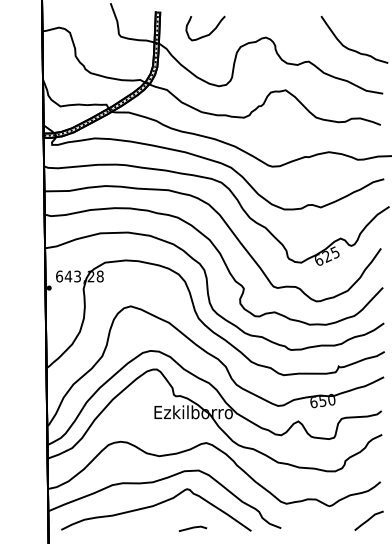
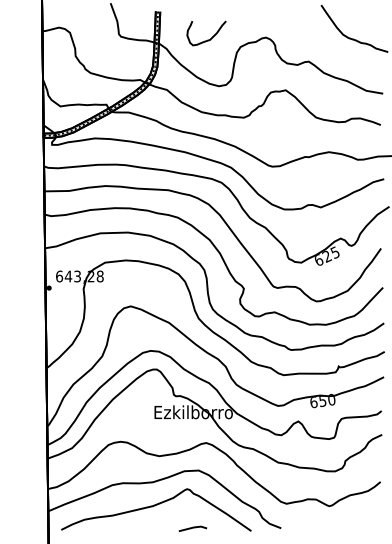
curve position: (206, 34) -> (207, 39) (207, 39)
curve position: (350, 48) -> (350, 37) (350, 37)
line: present -> none (368, 520)
